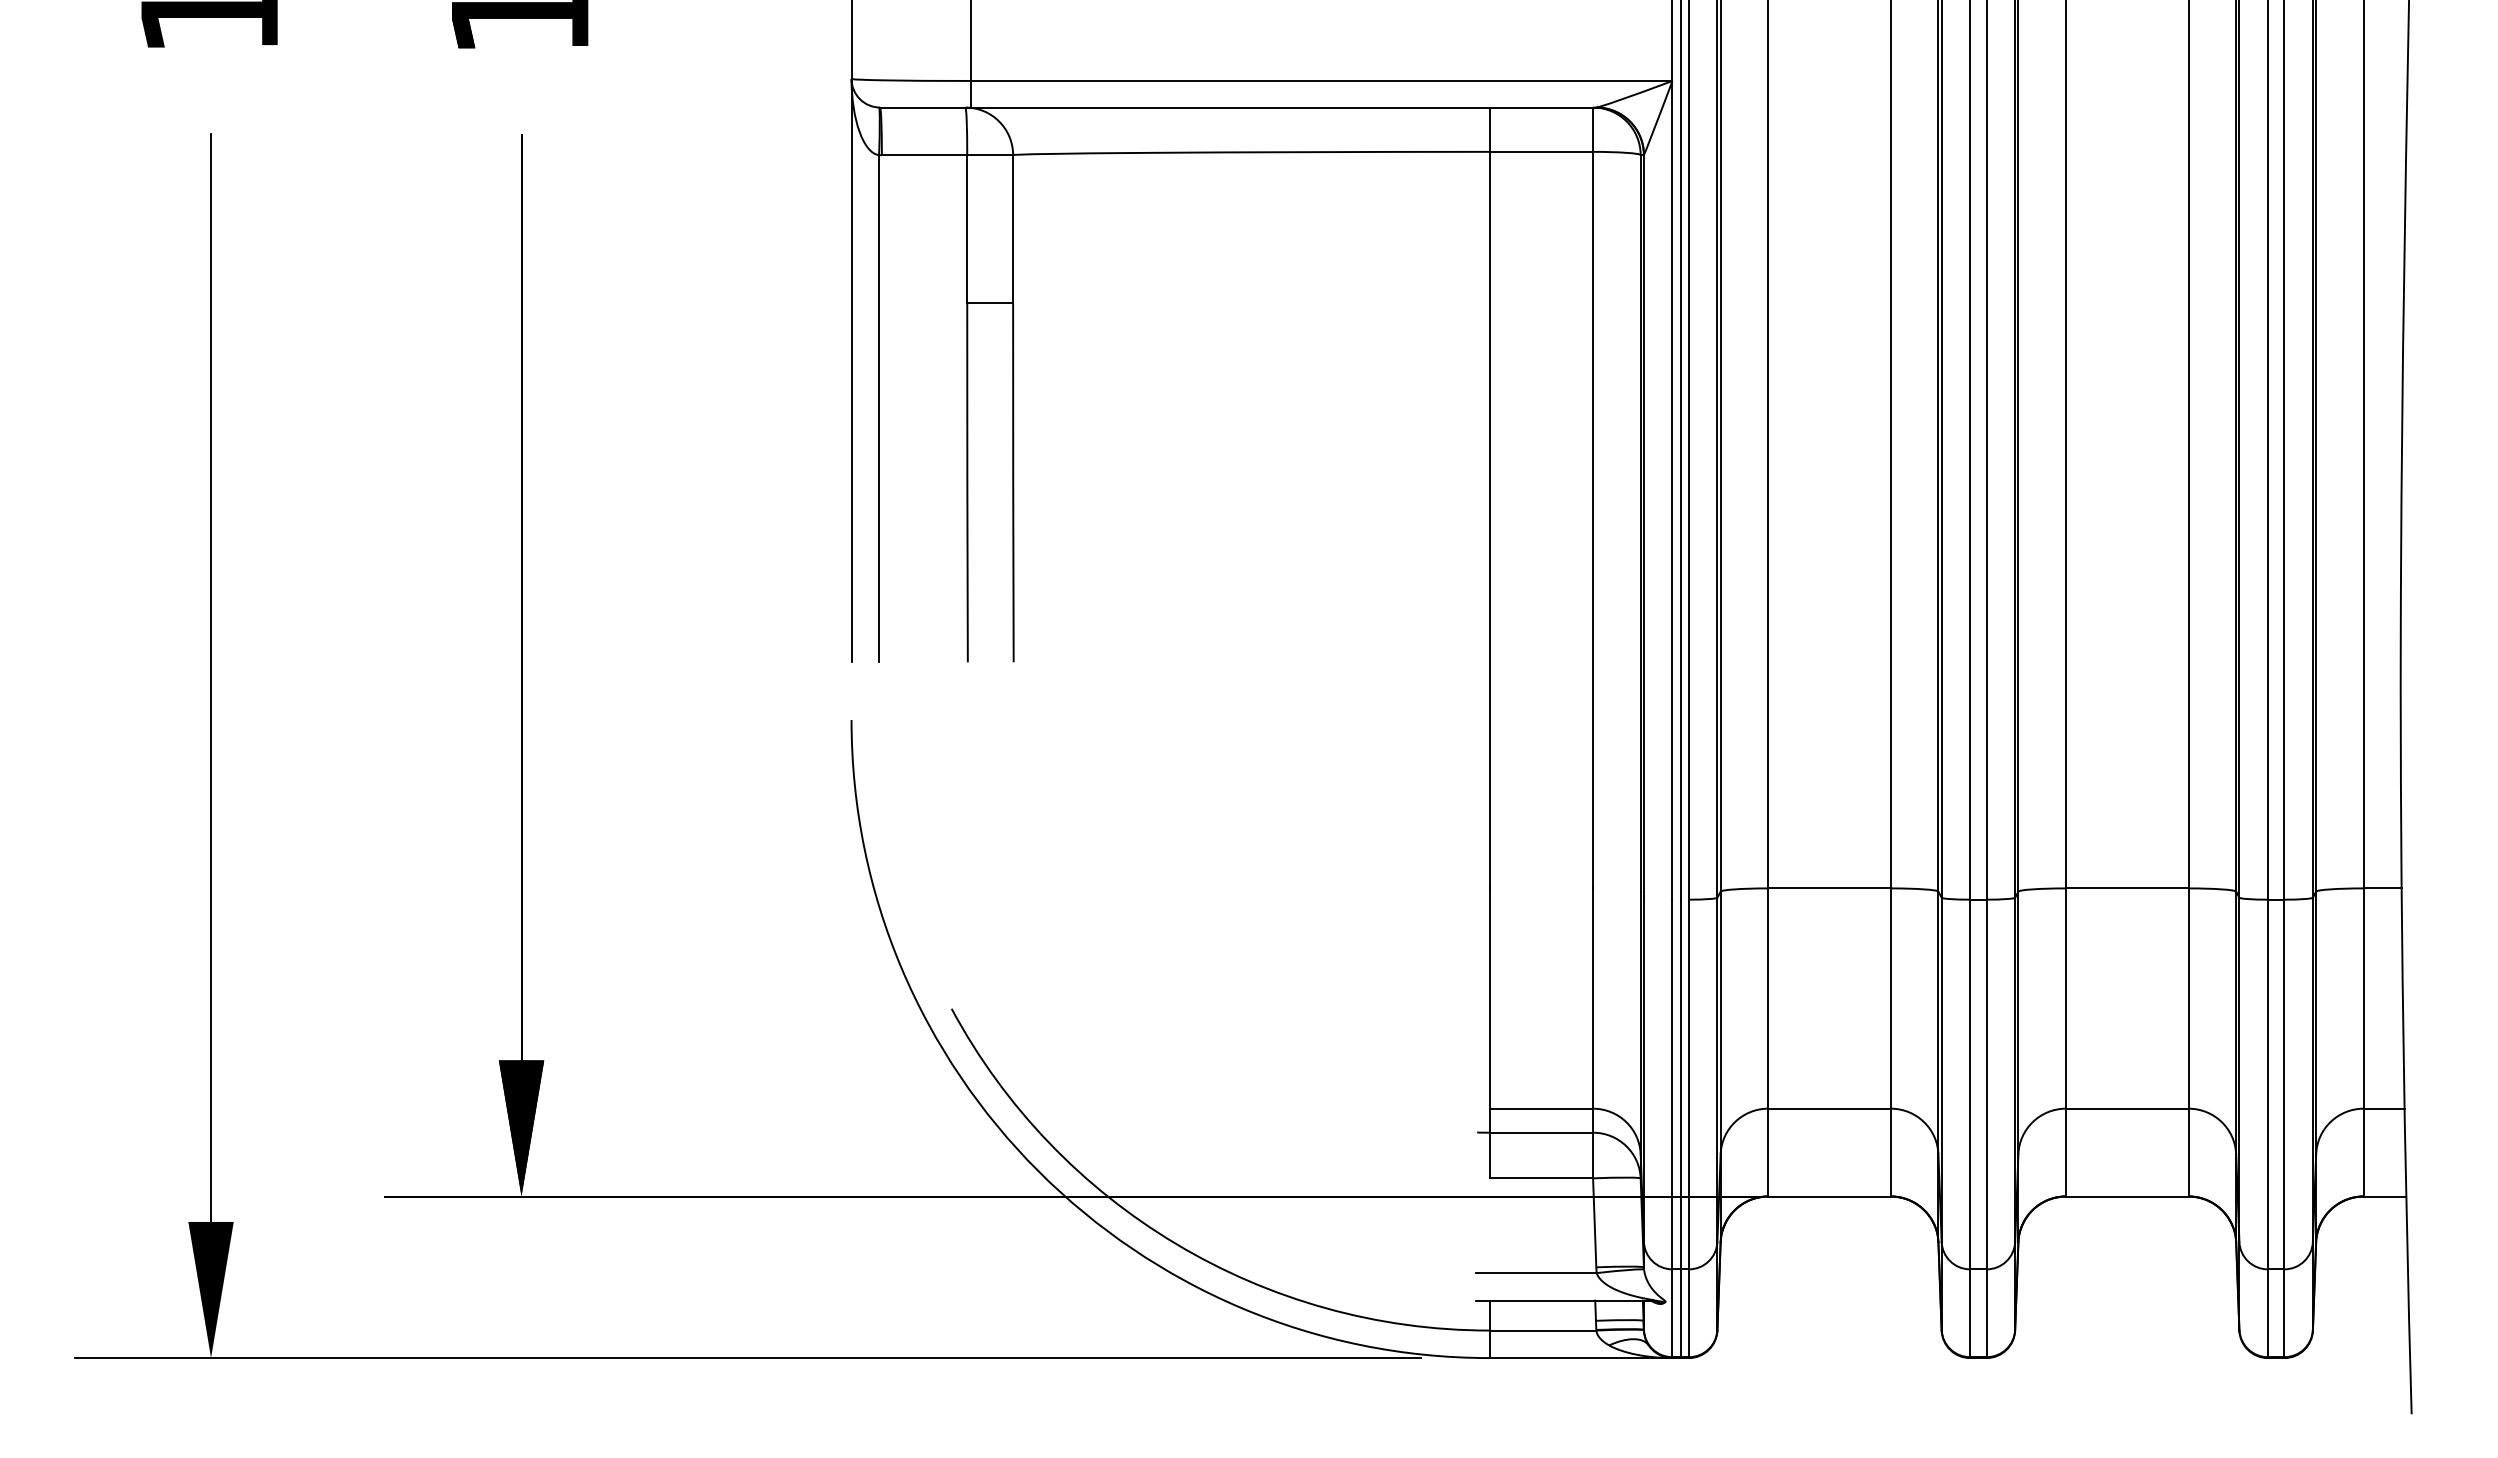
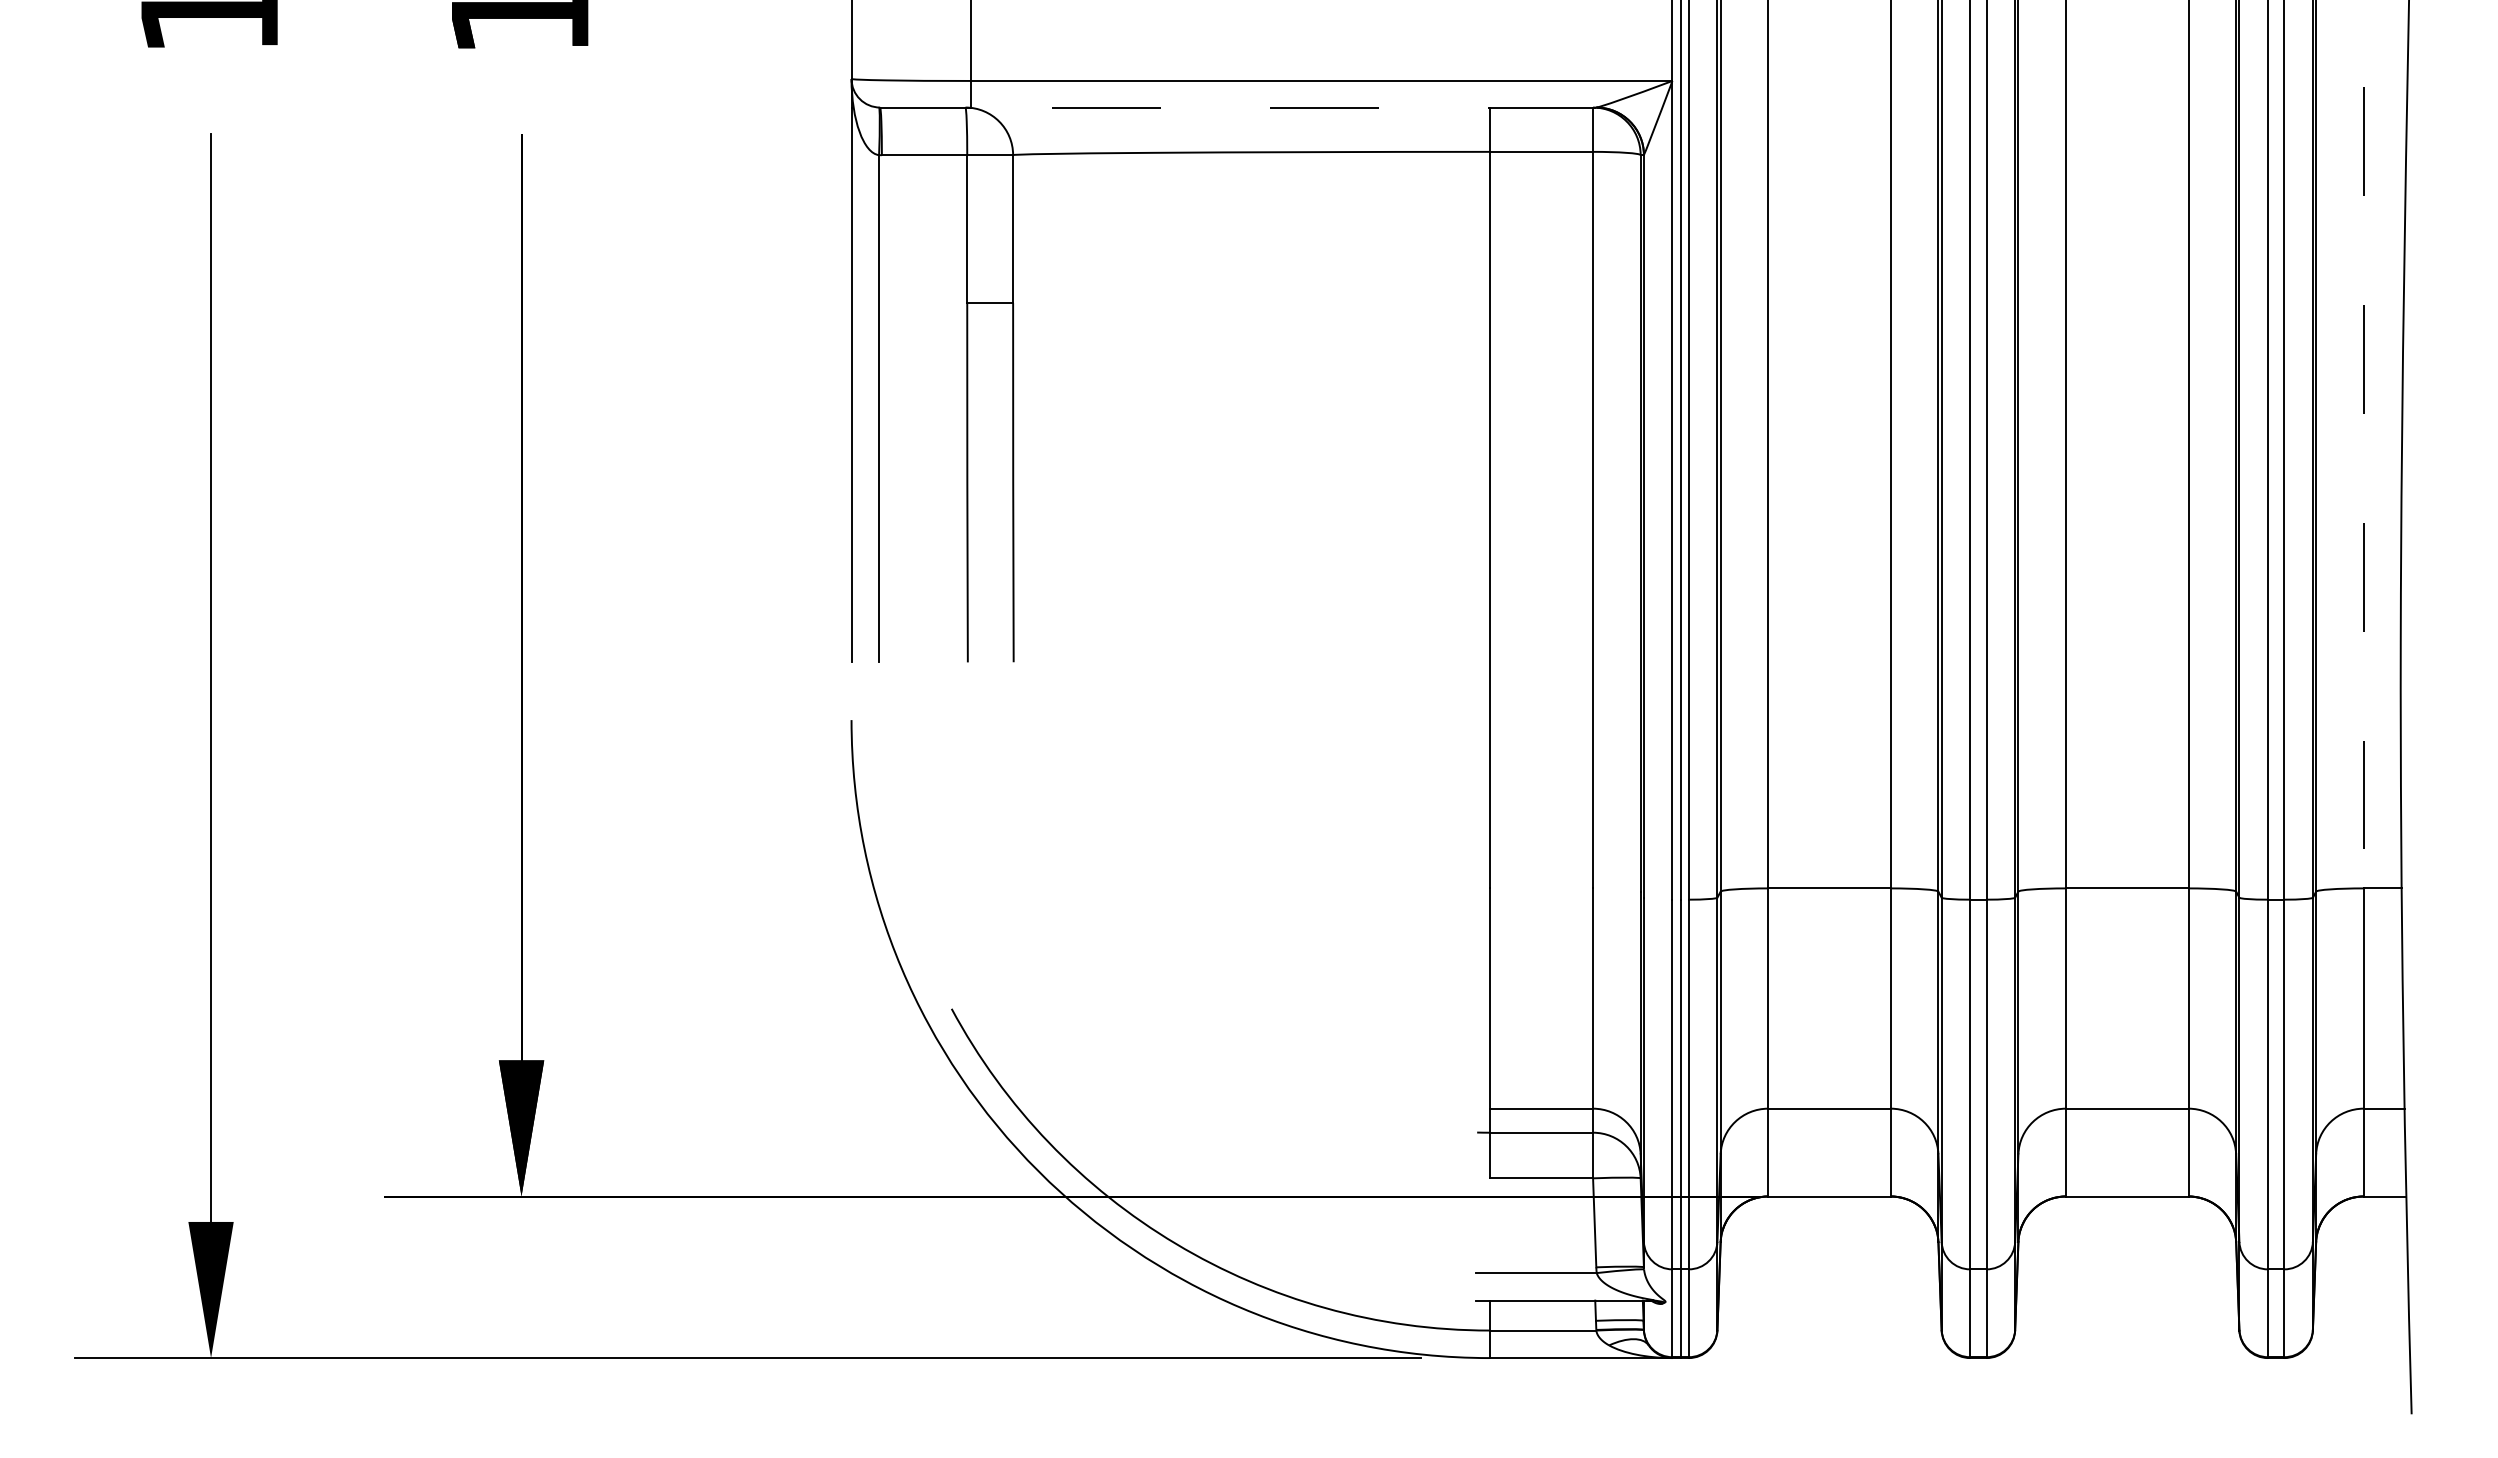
line: solid -> dashed (1283, 107)
line: solid -> dashed (2363, 444)
